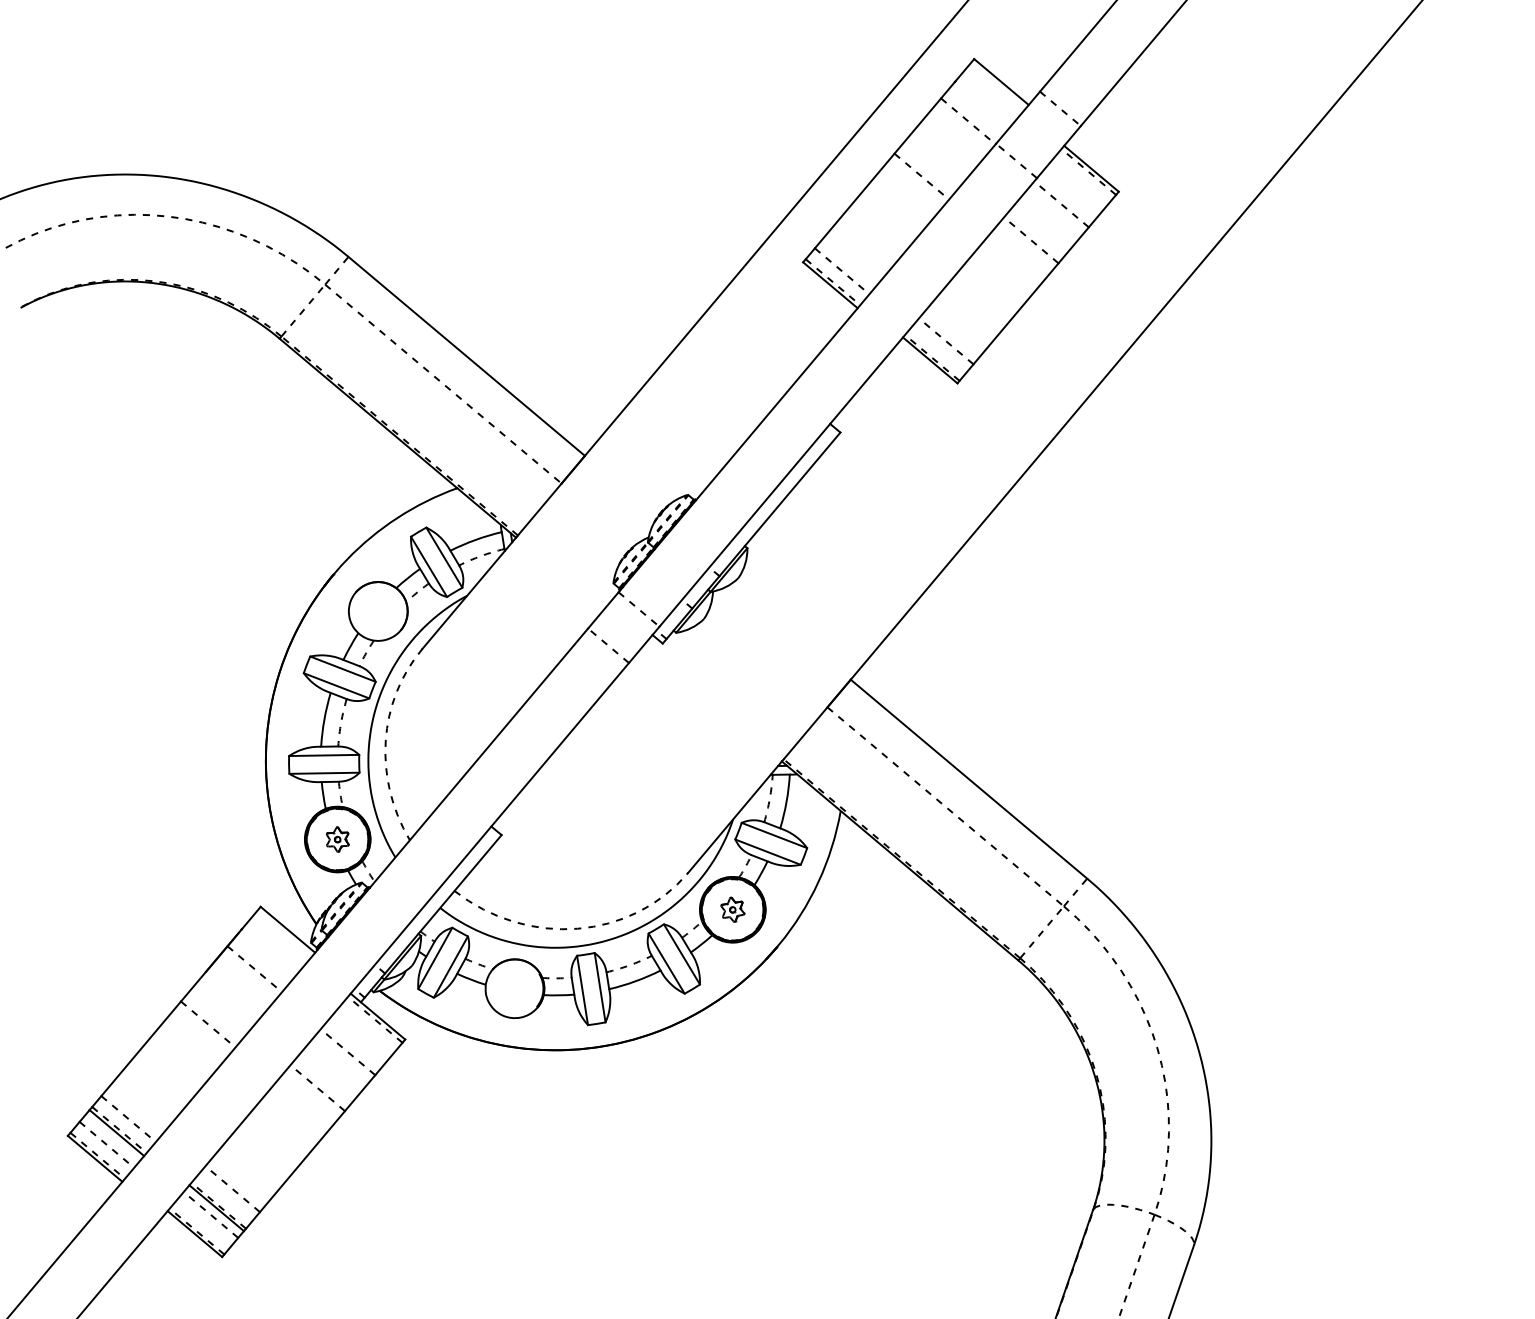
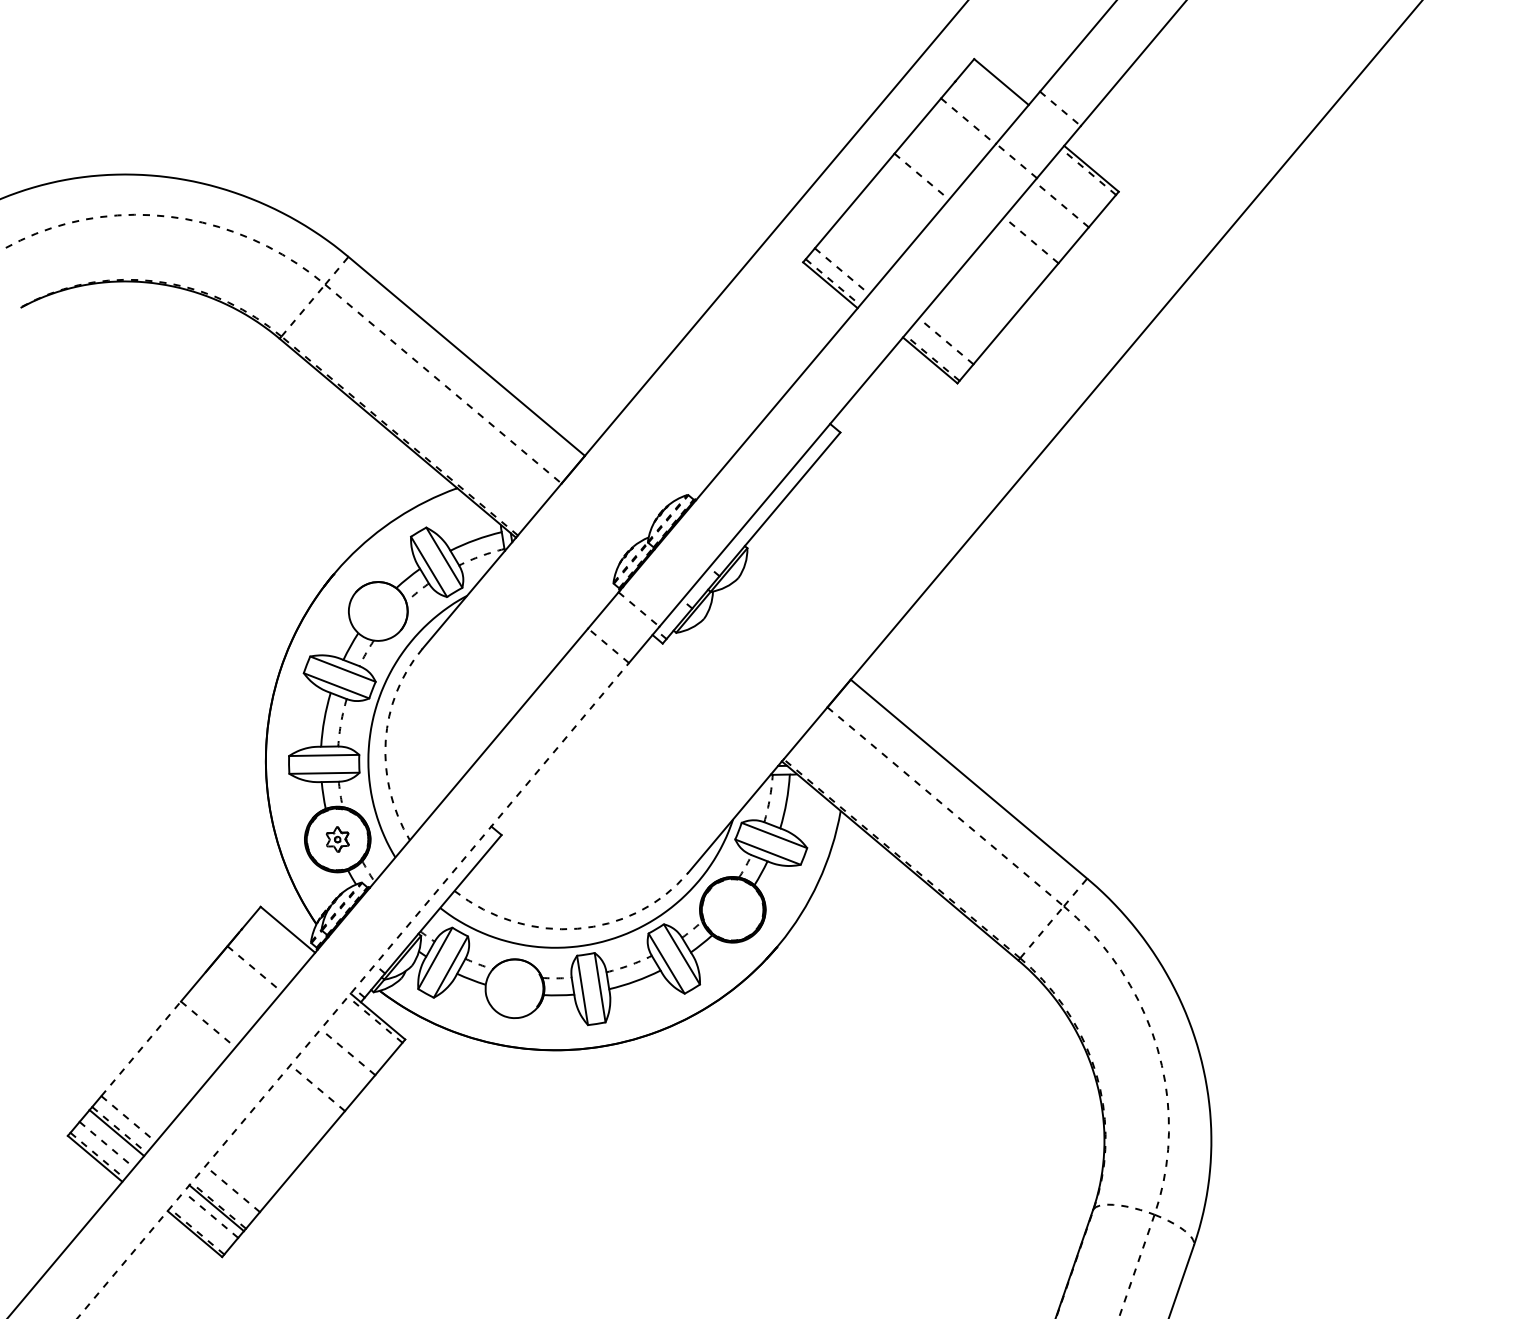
part: present -> none (732, 909)
line: solid -> dashed (353, 990)
line: solid -> dashed (141, 1048)
